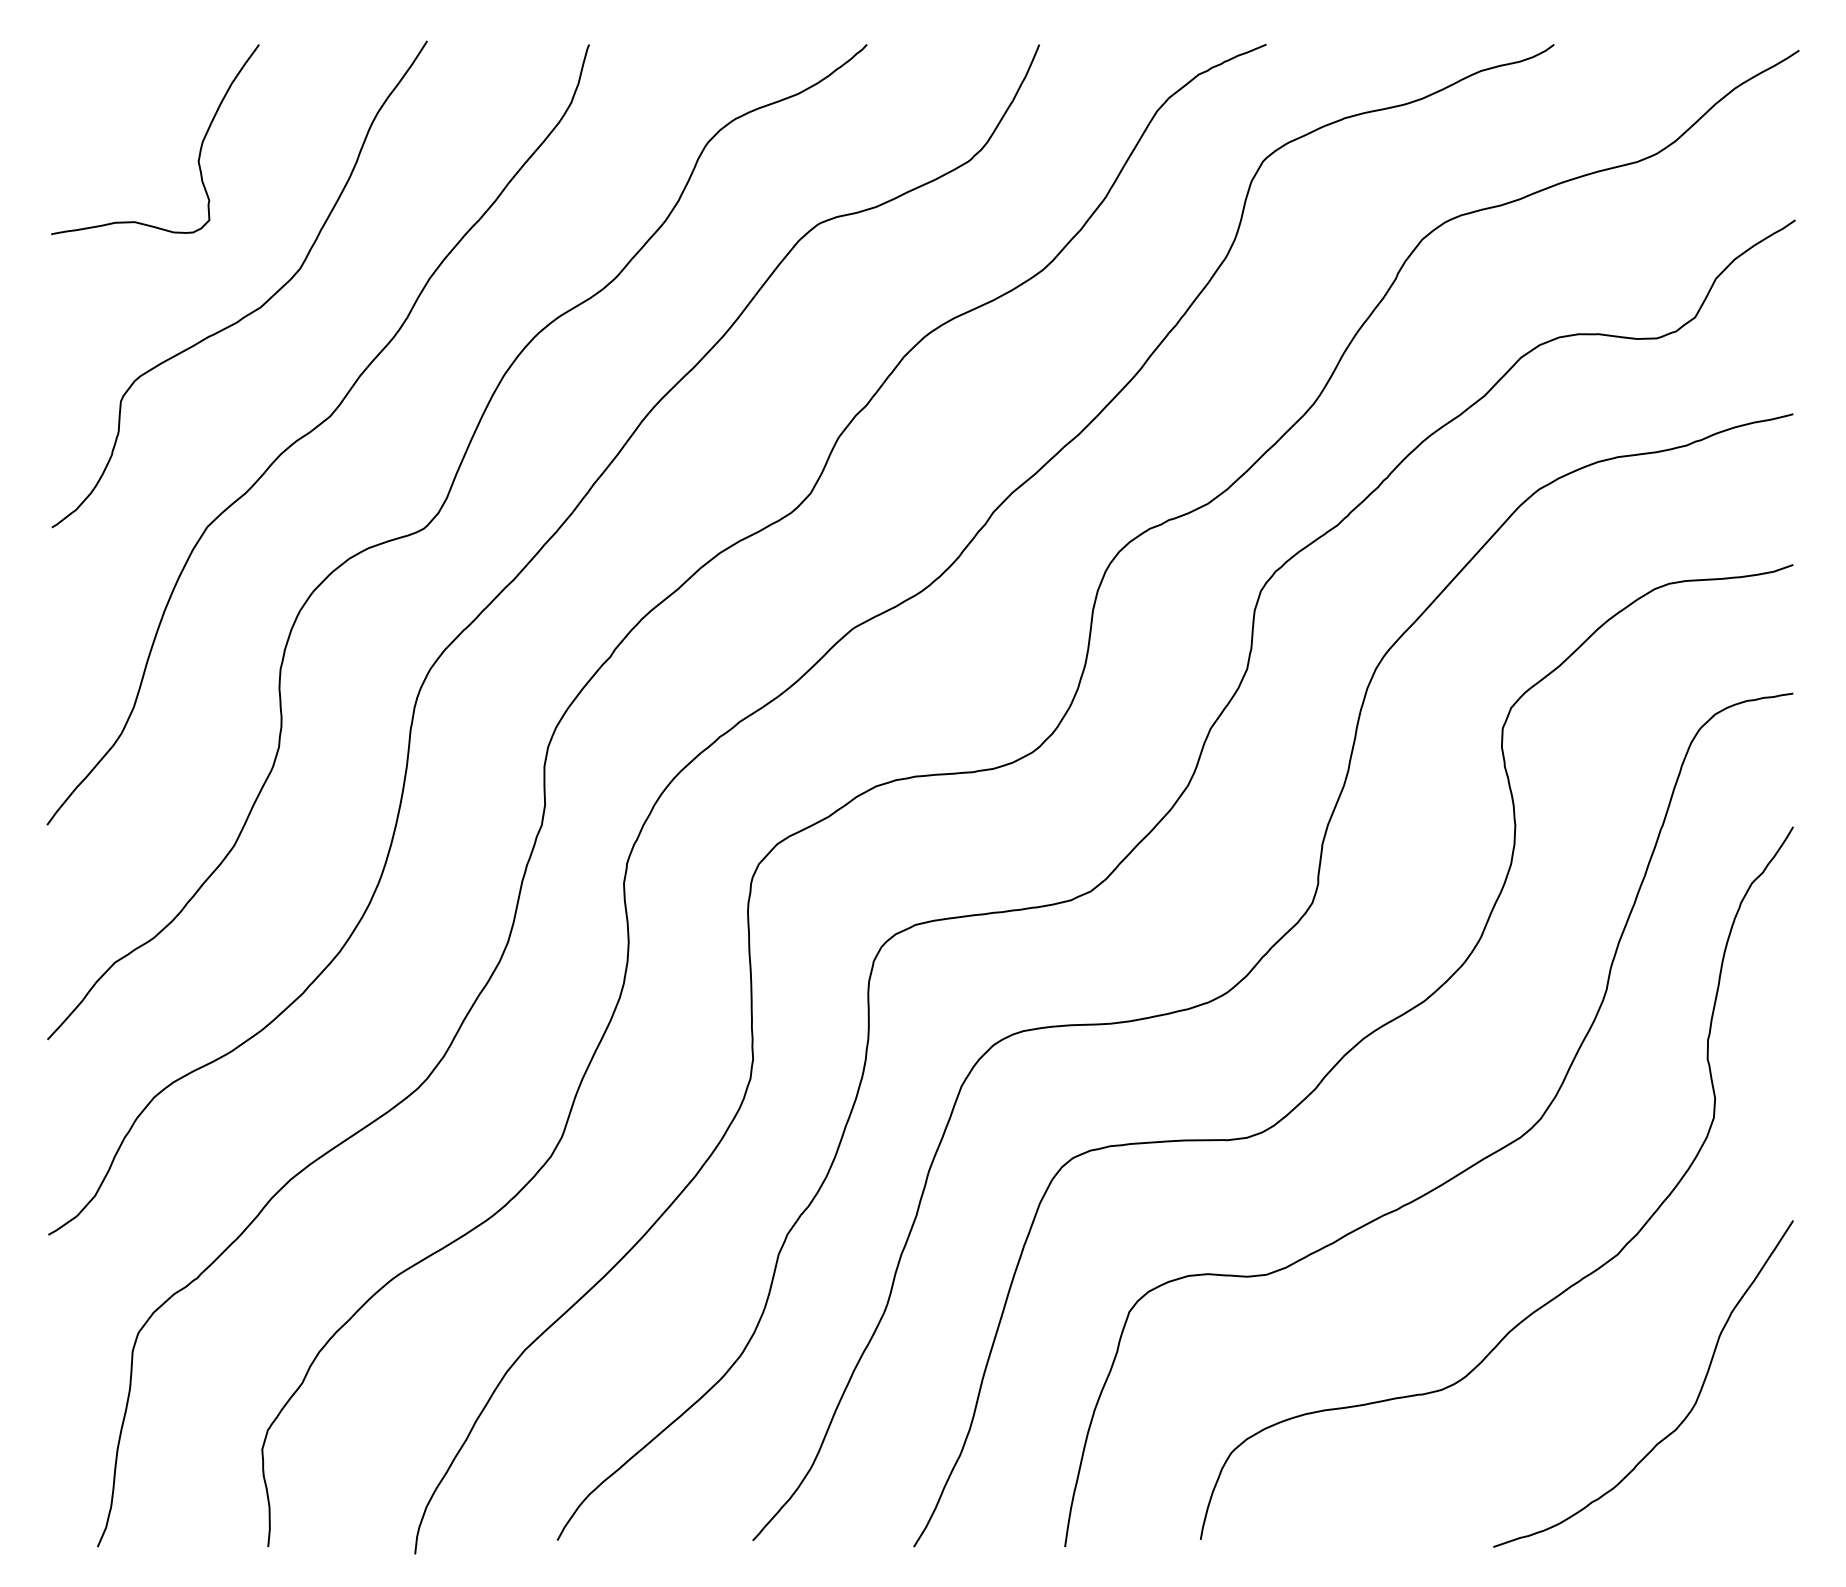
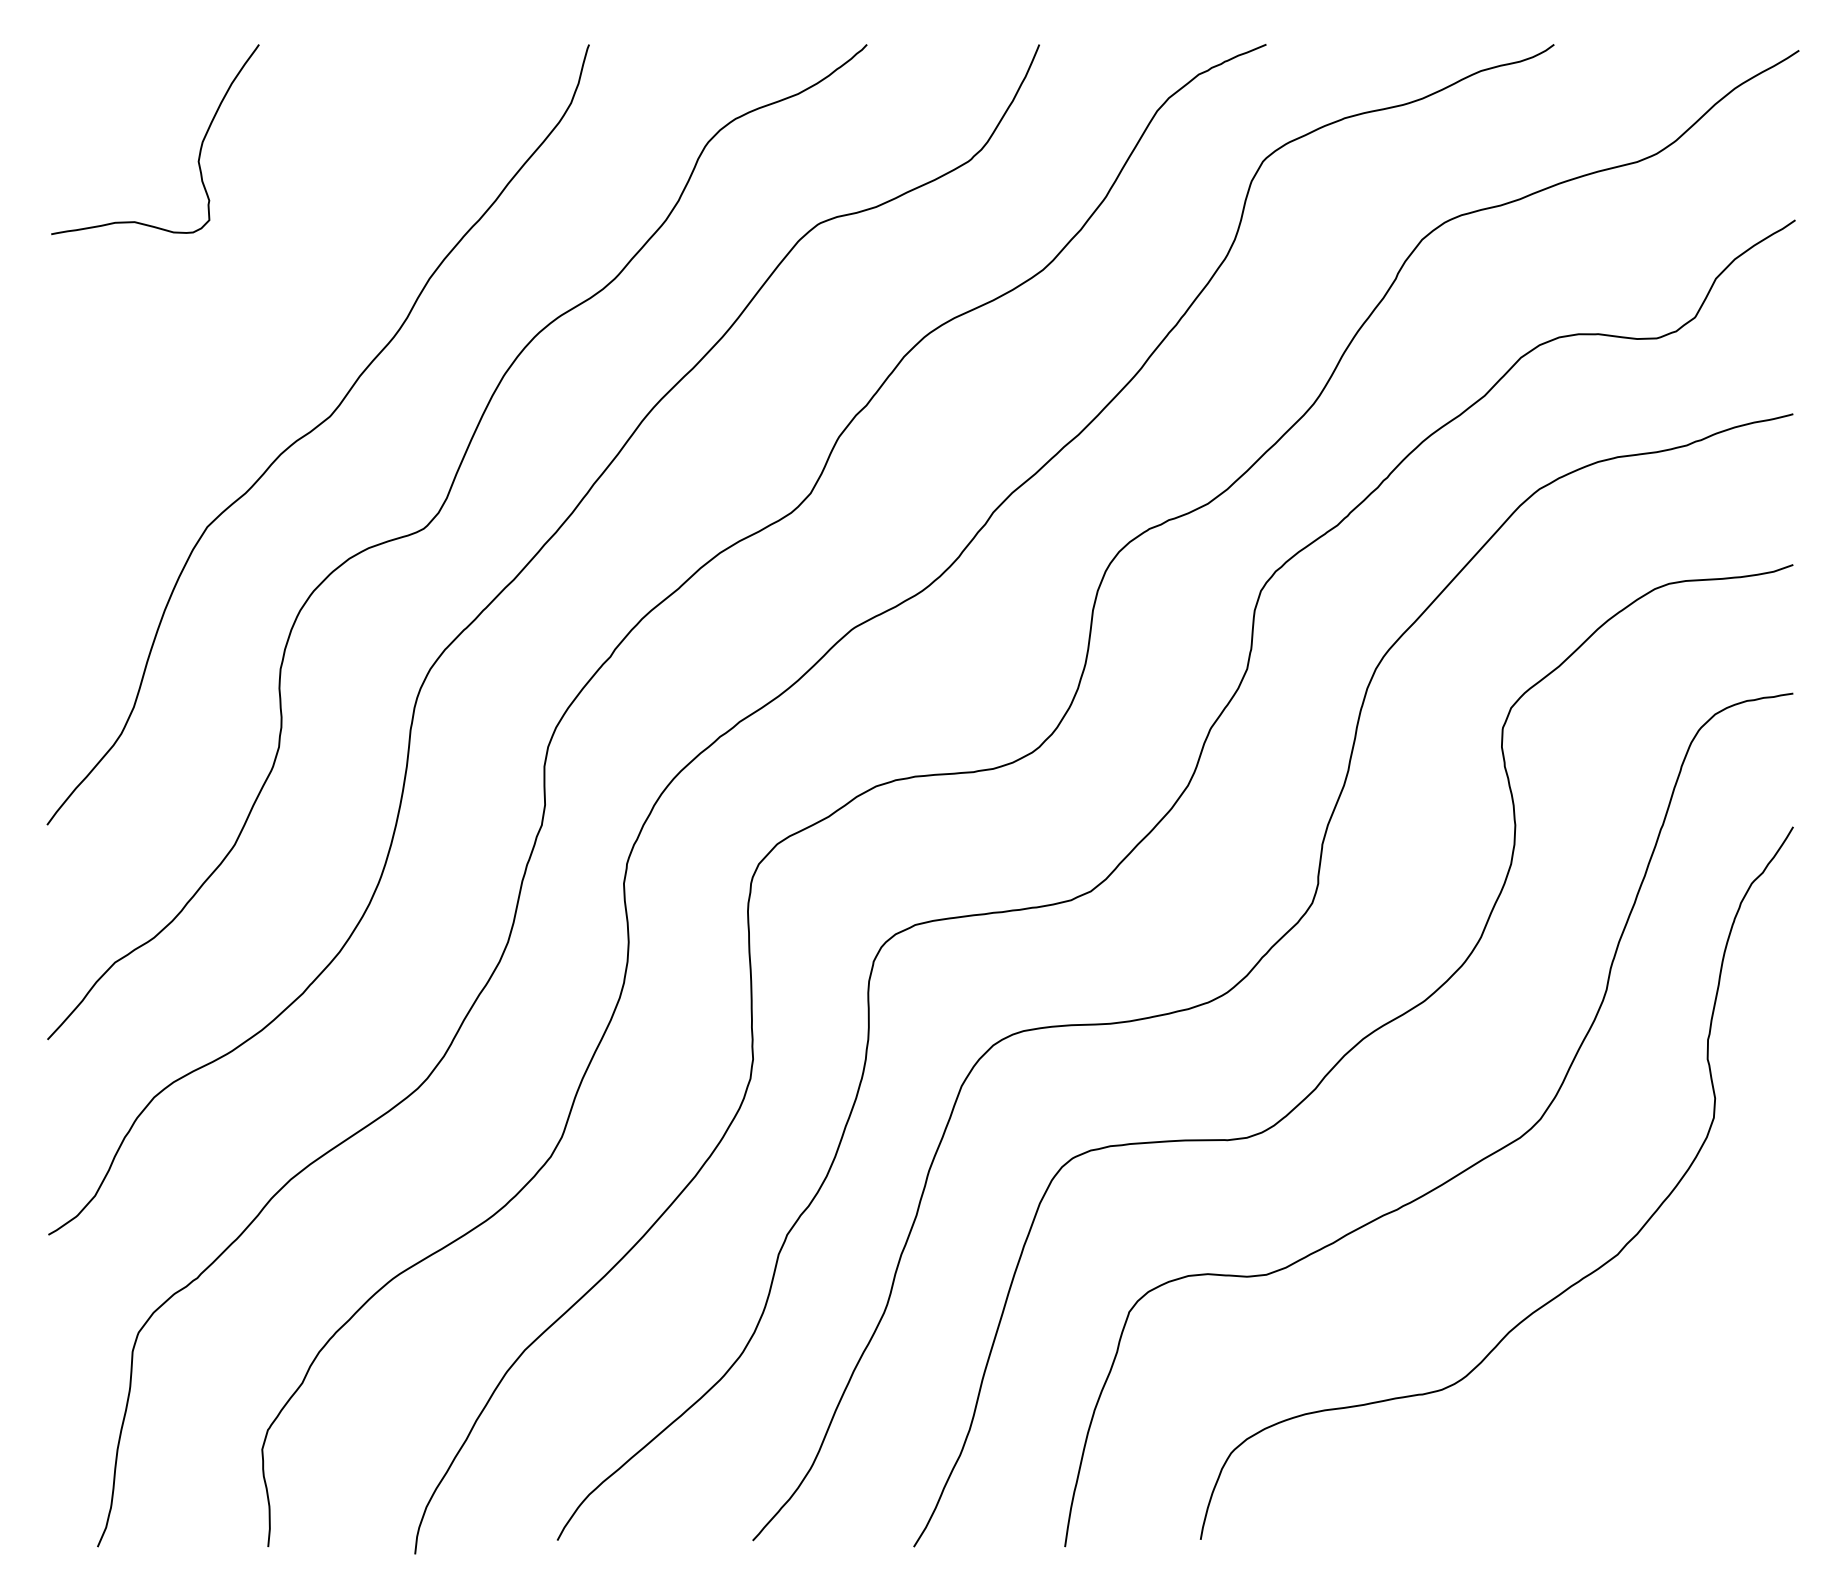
curve: present -> none (256, 308)
curve: present -> none (1685, 1416)
